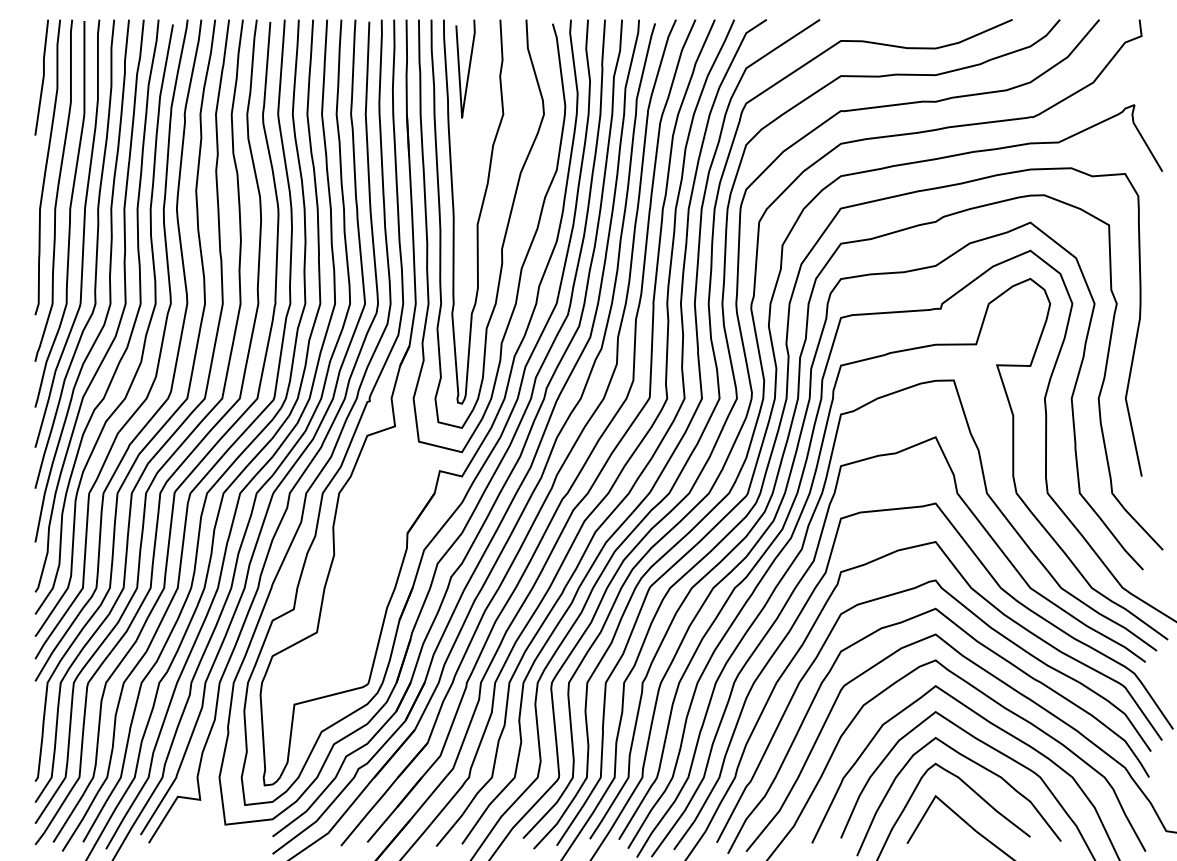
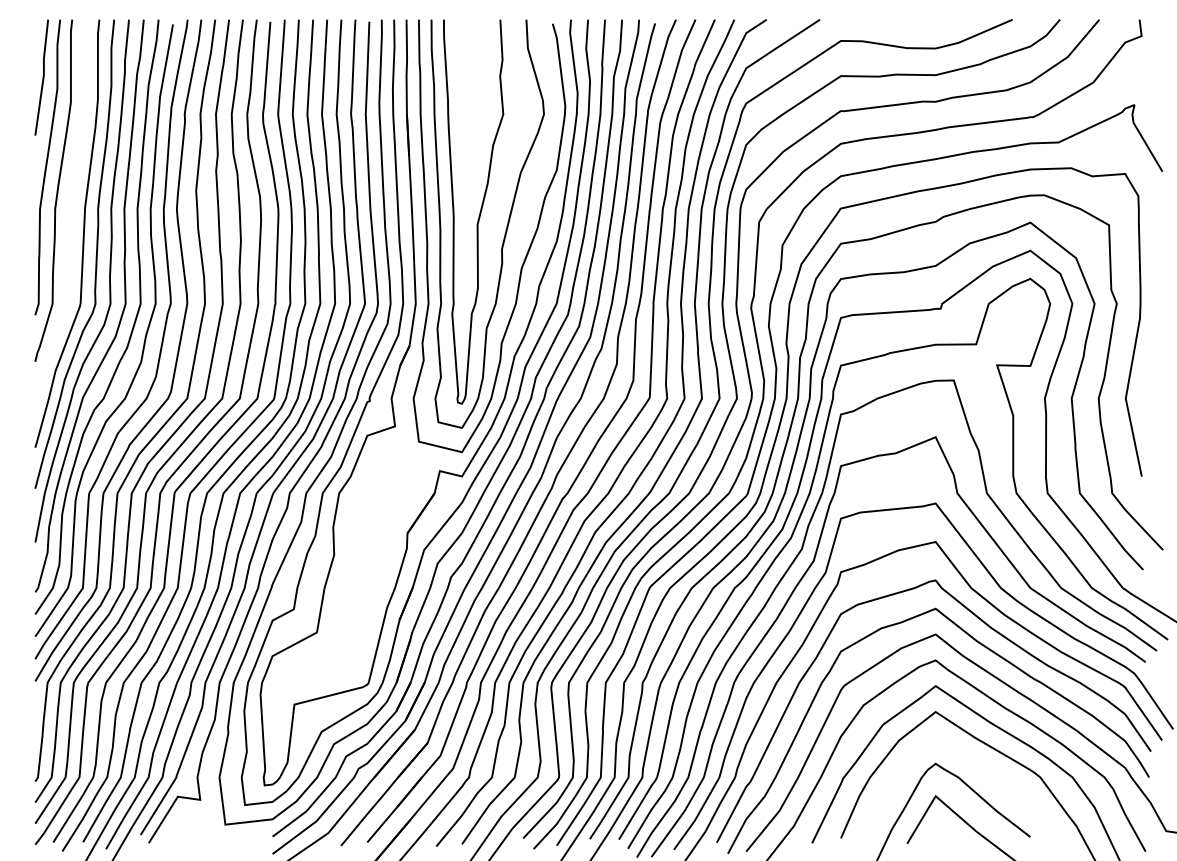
curve: present -> none (468, 68)
curve: present -> none (69, 214)
curve: present -> none (979, 766)
